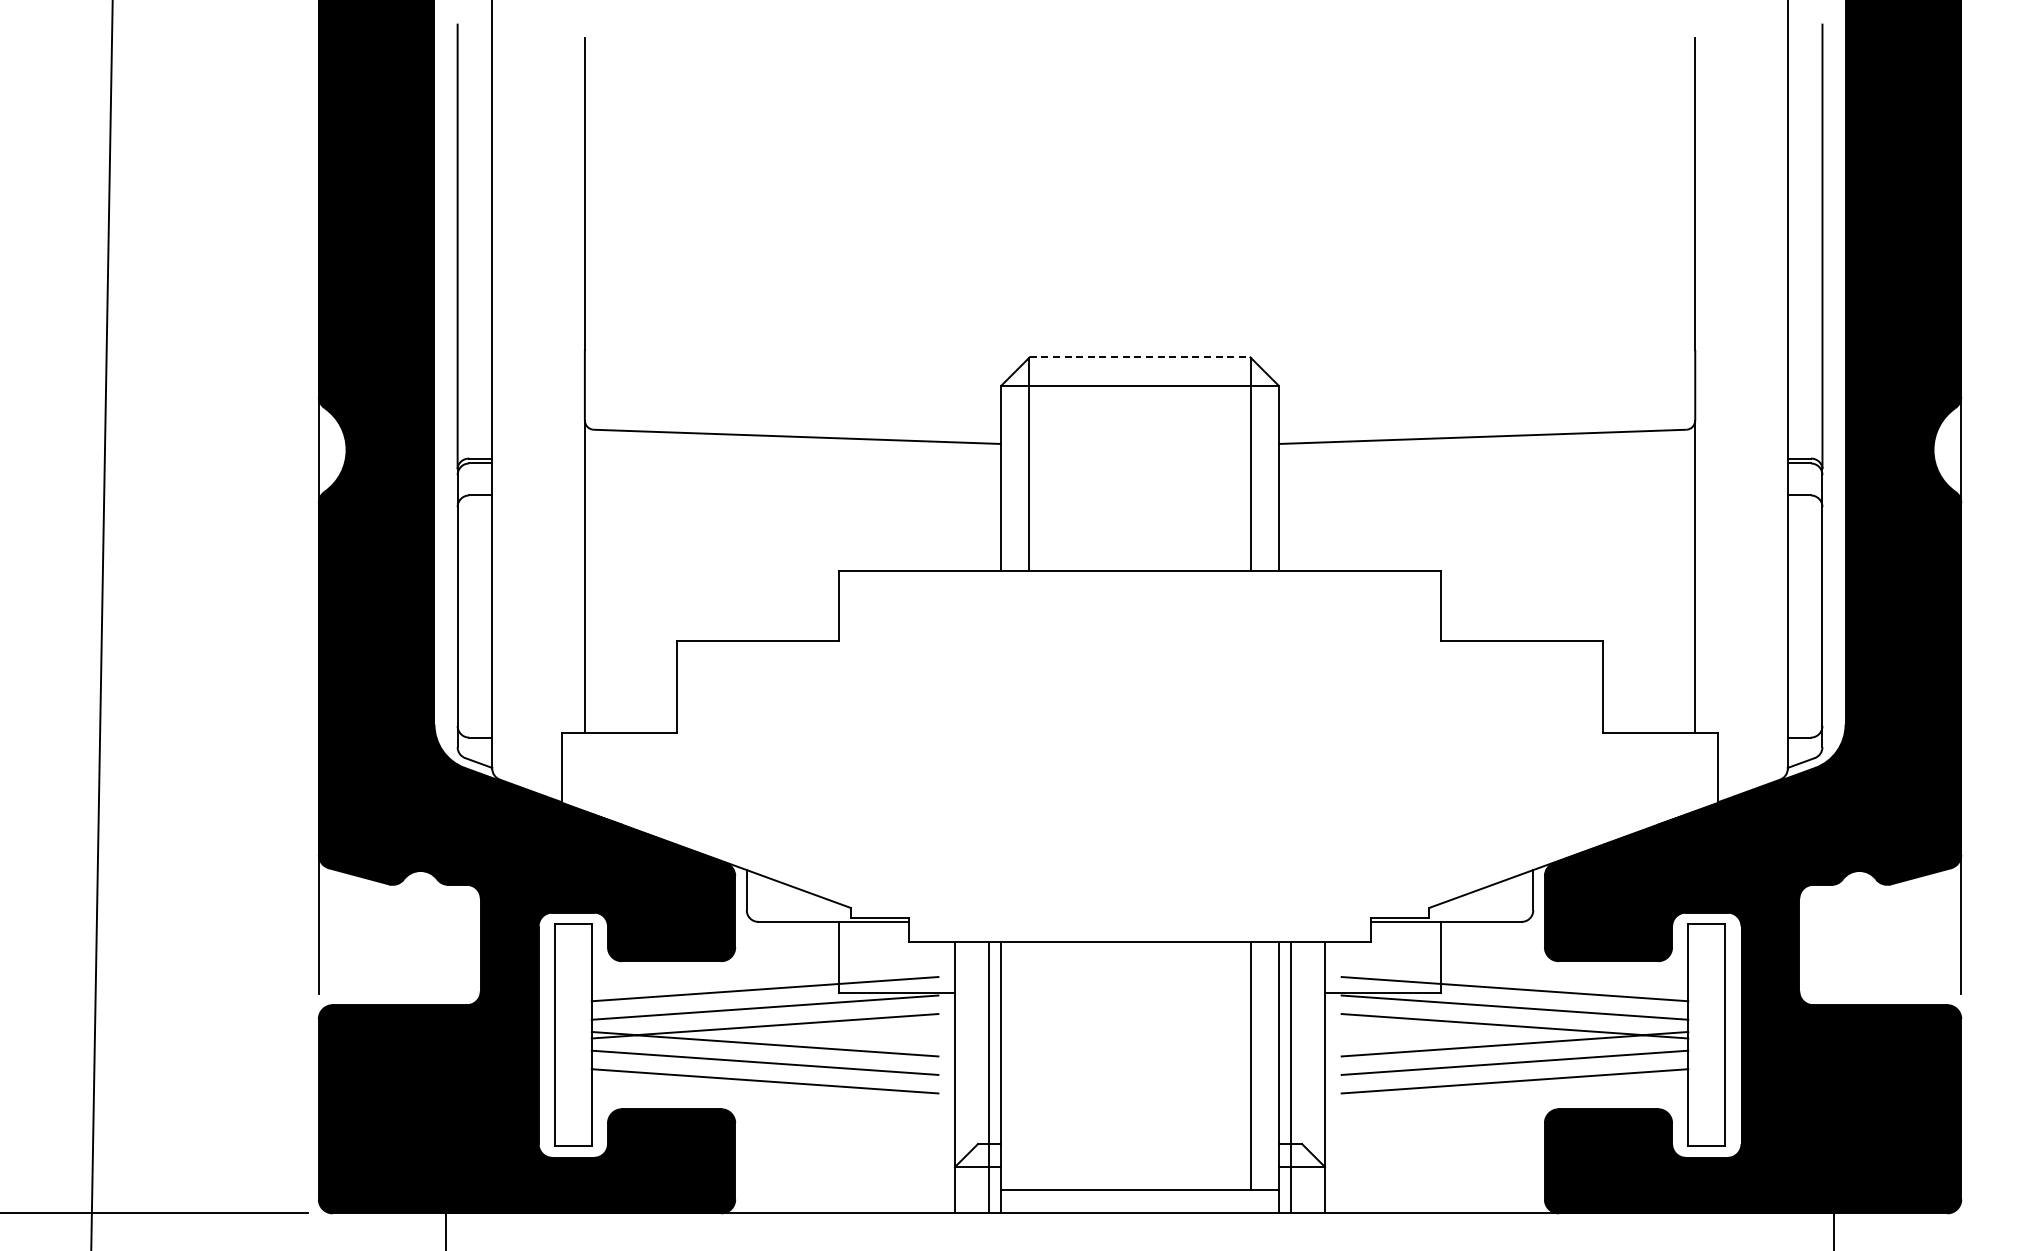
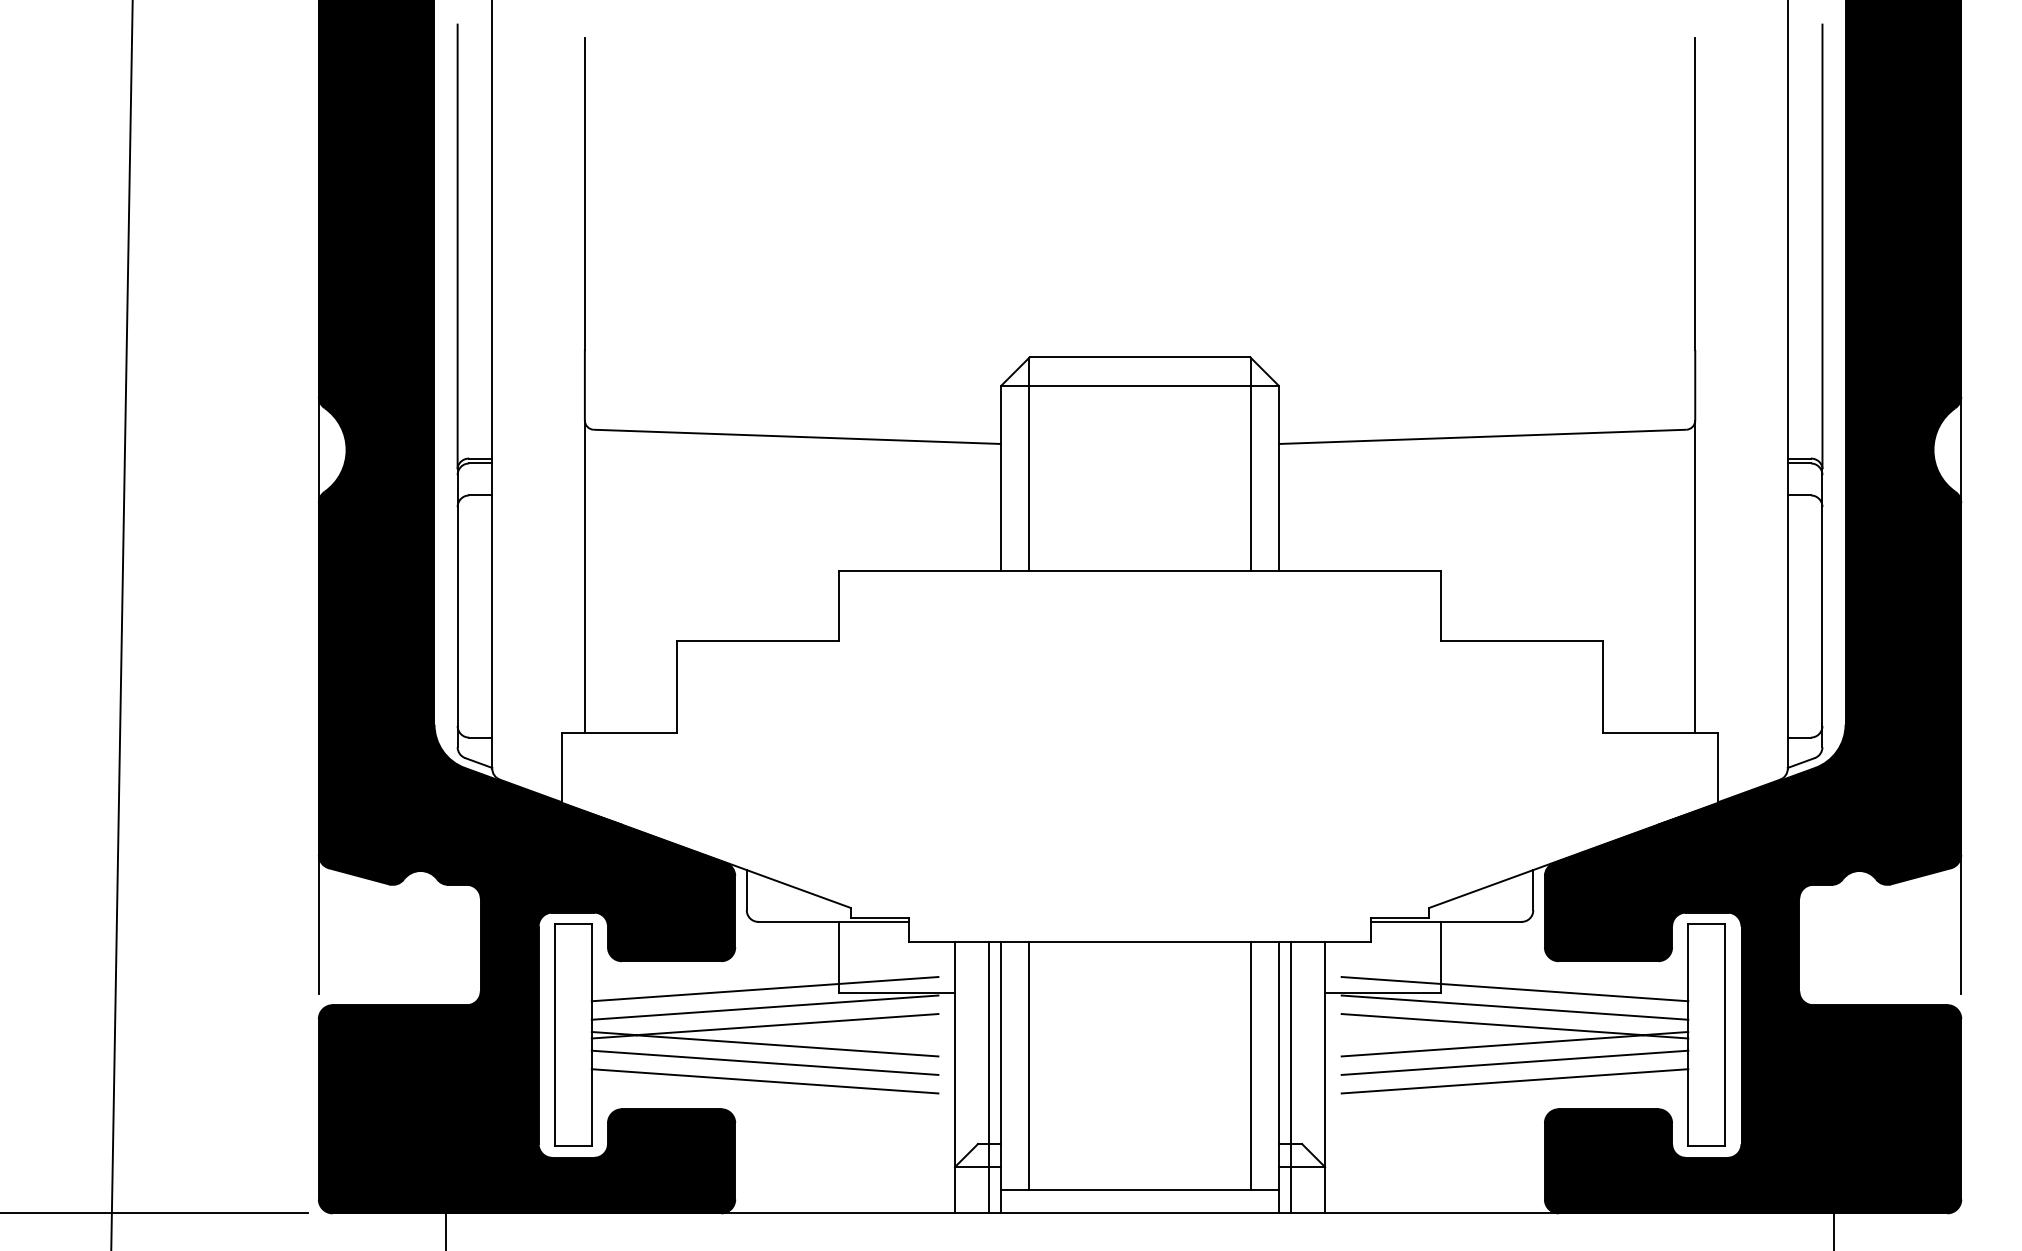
line: dashed -> solid (1140, 357)
line position: (101, 624) -> (121, 624) (121, 624)
line: none -> present (1028, 1065)
